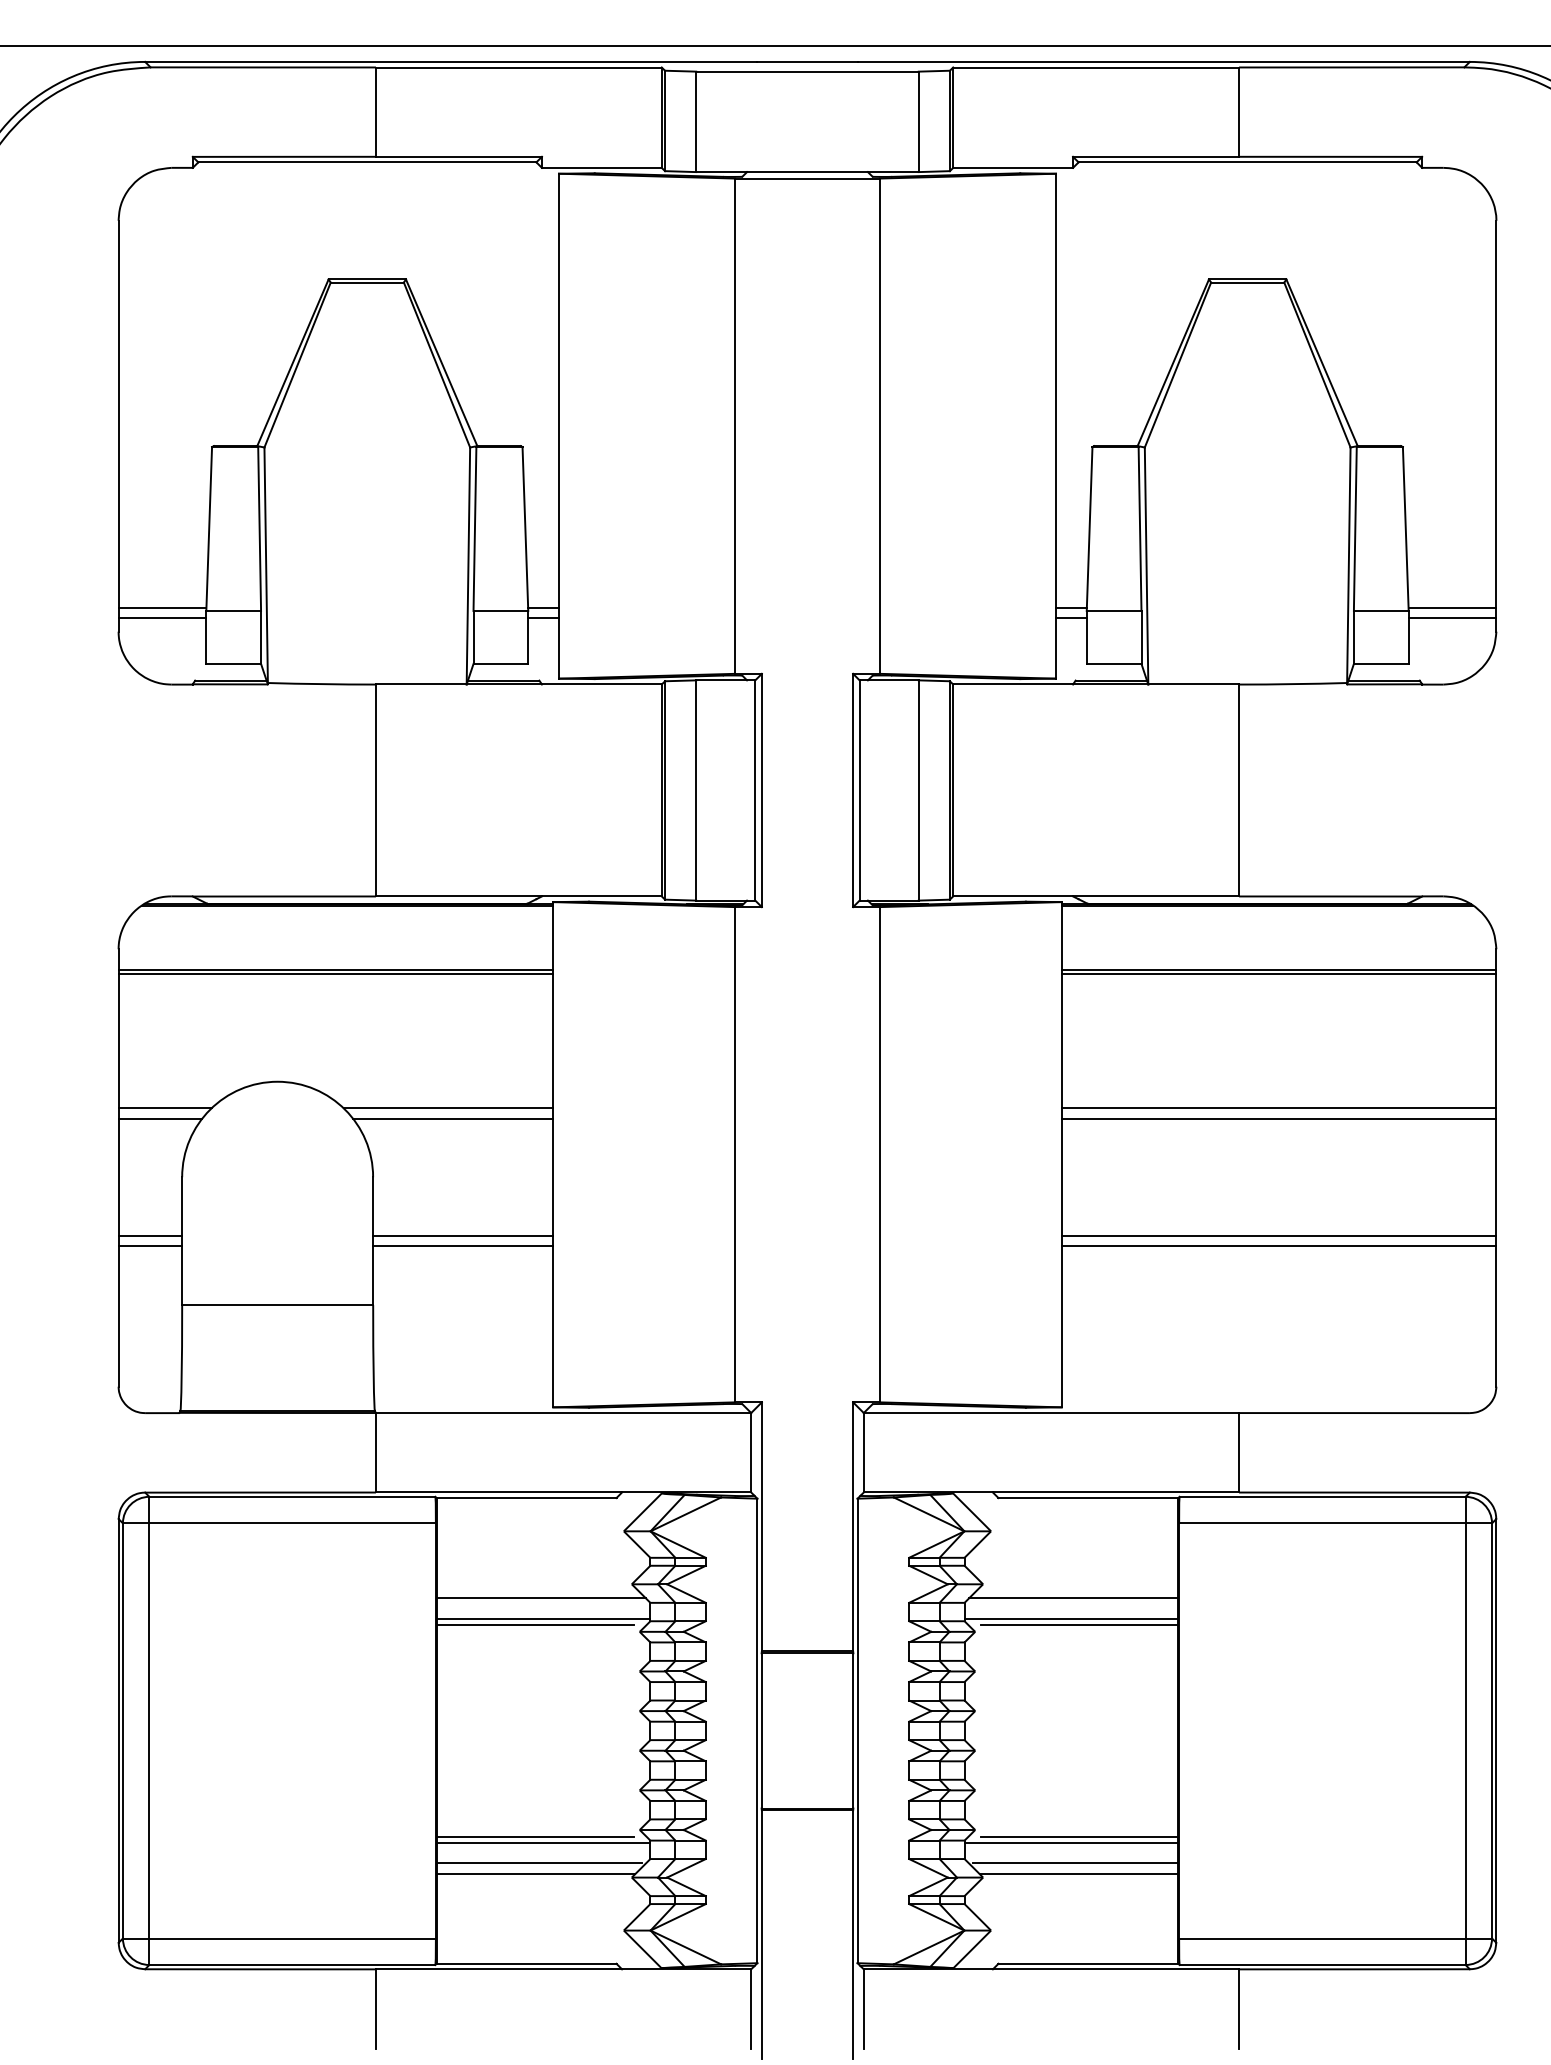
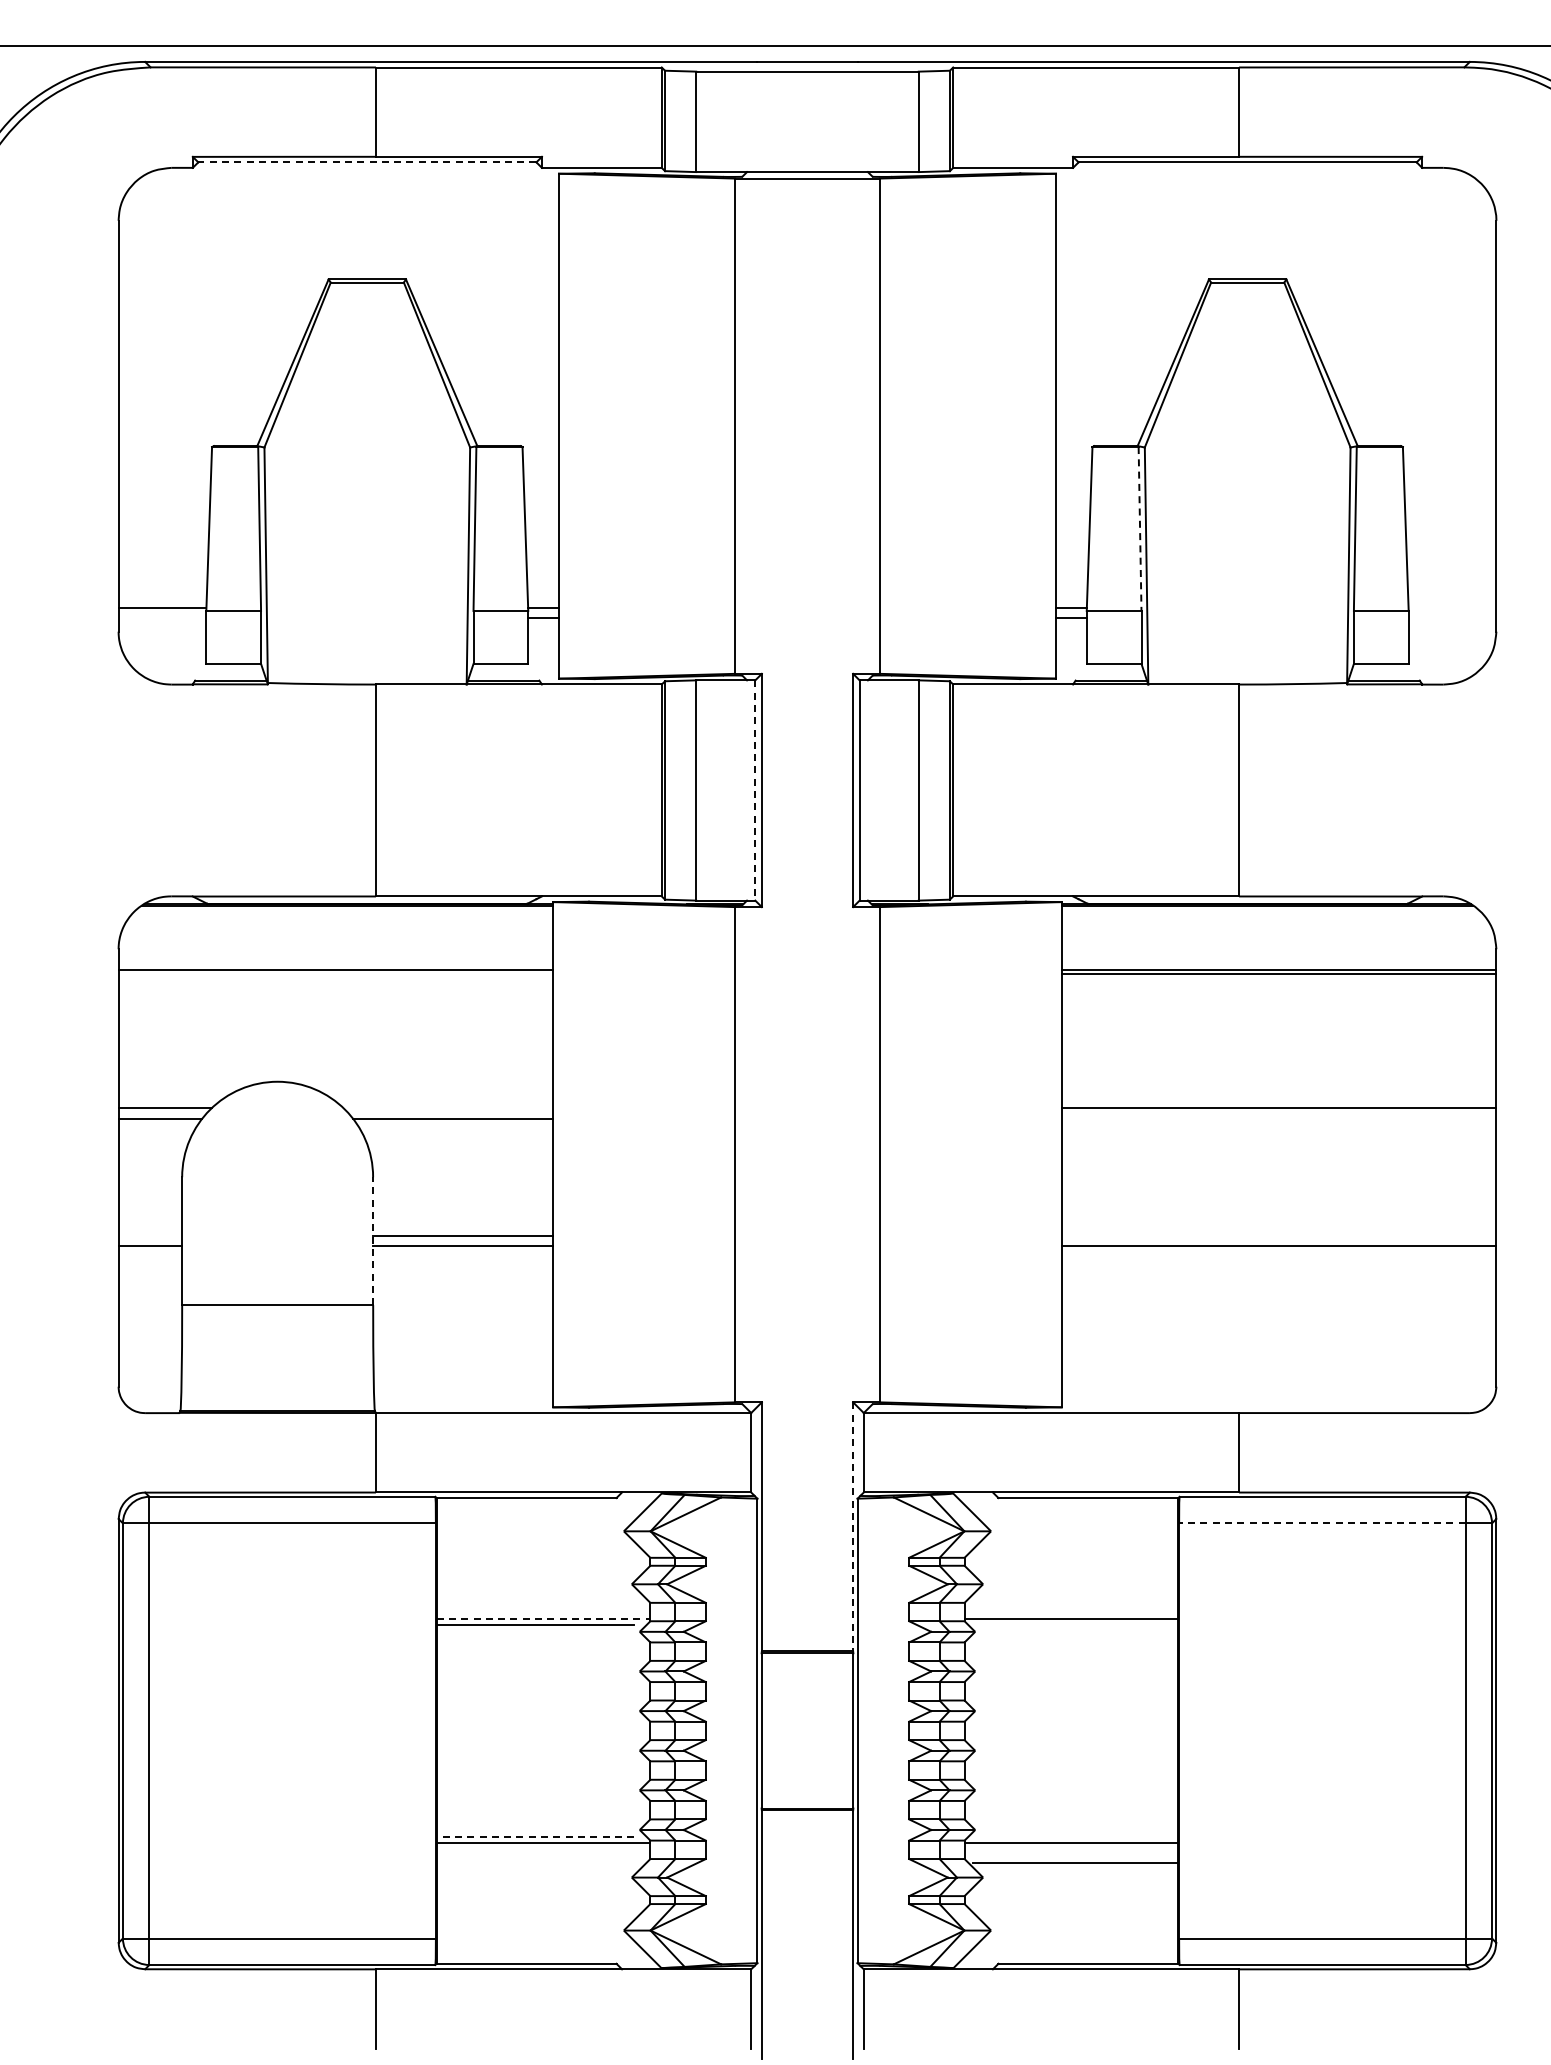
line: solid -> dashed (366, 162)
line: solid -> dashed (1140, 529)
line: present -> none (1452, 607)
line: present -> none (162, 618)
line: present -> none (1452, 618)
line: solid -> dashed (755, 790)
line: present -> none (335, 973)
line: present -> none (448, 1108)
line: present -> none (1278, 1118)
line: present -> none (150, 1235)
line: present -> none (1278, 1235)
line: solid -> dashed (373, 1241)
line: solid -> dashed (1321, 1523)
line: solid -> dashed (853, 1526)
line: present -> none (541, 1598)
line: present -> none (1073, 1598)
line: solid -> dashed (543, 1619)
line: present -> none (1079, 1624)
line: solid -> dashed (535, 1837)
line: present -> none (1079, 1837)
line: present -> none (539, 1863)
line: present -> none (535, 1873)
line: present -> none (1078, 1873)
